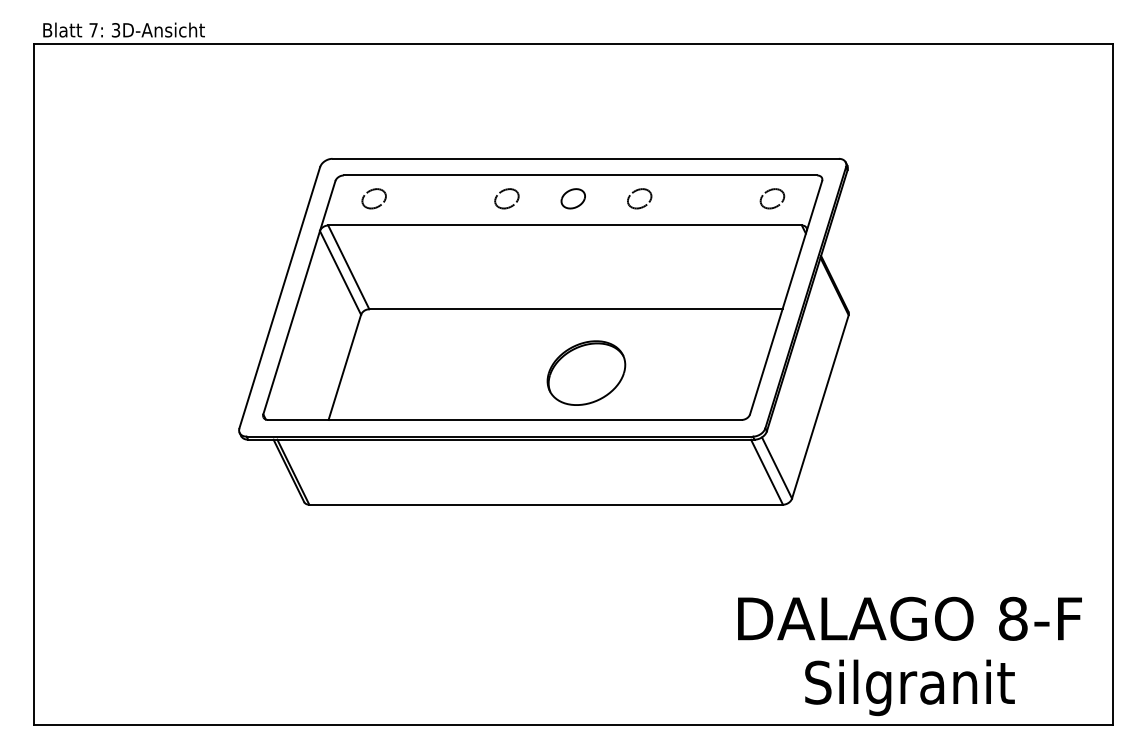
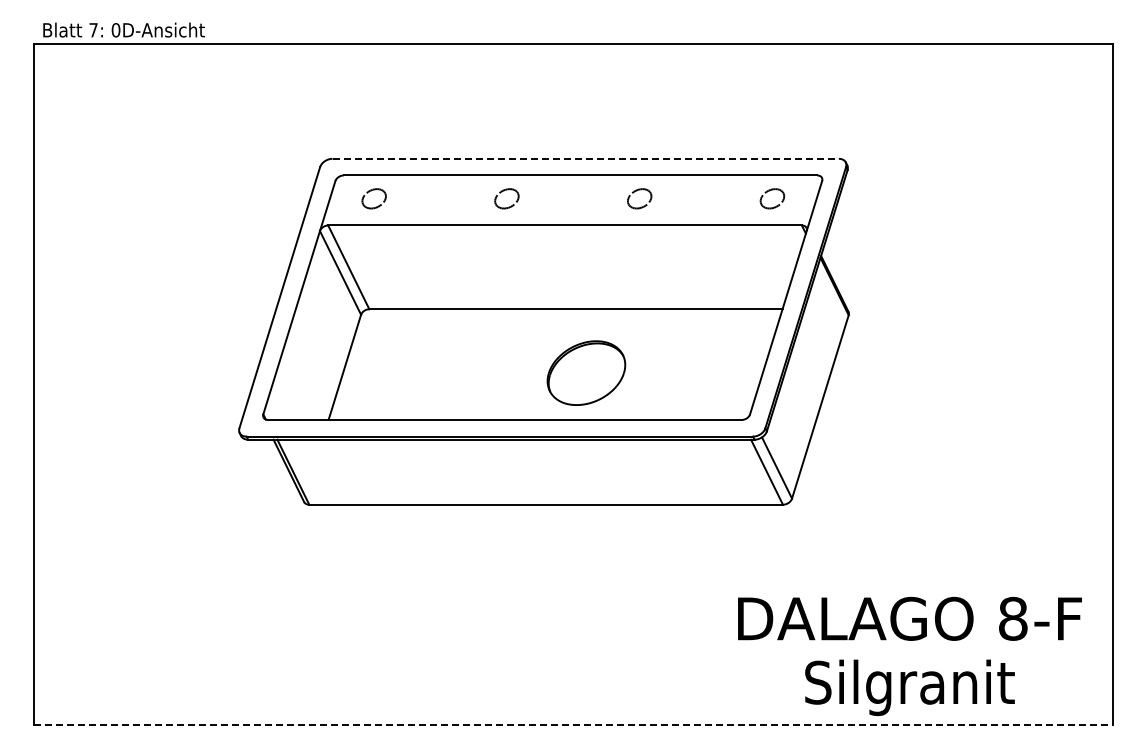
text: 3D-Ansicht -> 0D-Ansicht (115, 30)
line: solid -> dashed (586, 158)
part: present -> none (572, 198)
line: solid -> dashed (573, 725)
